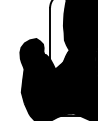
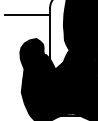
line: none -> present (27, 14)
